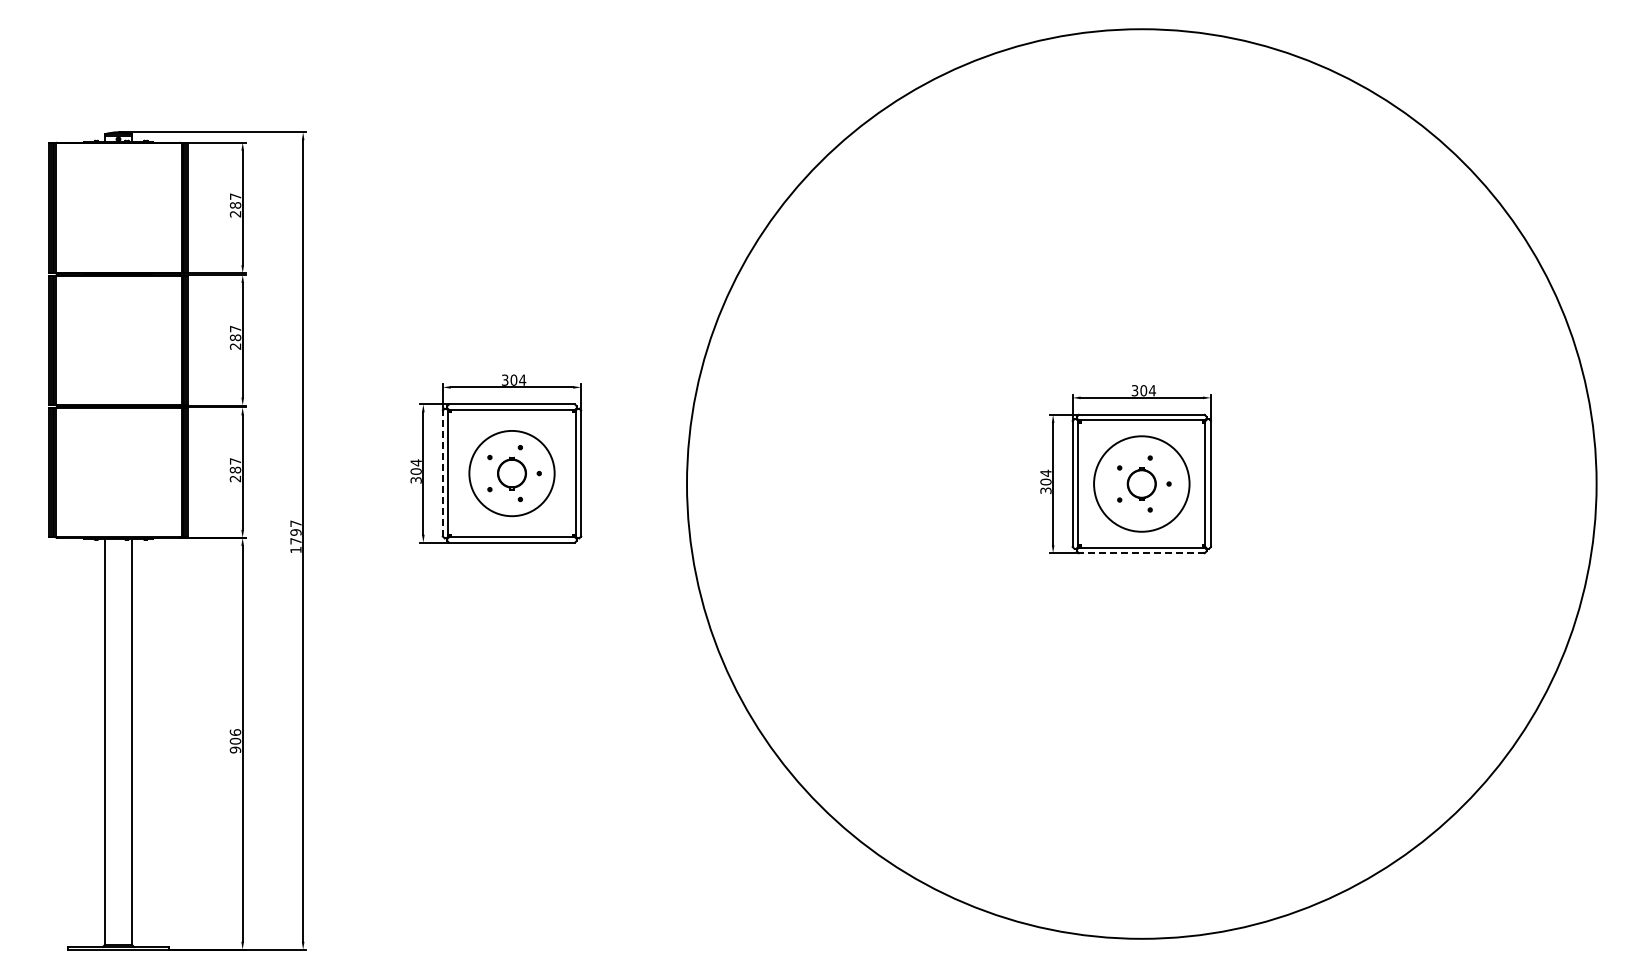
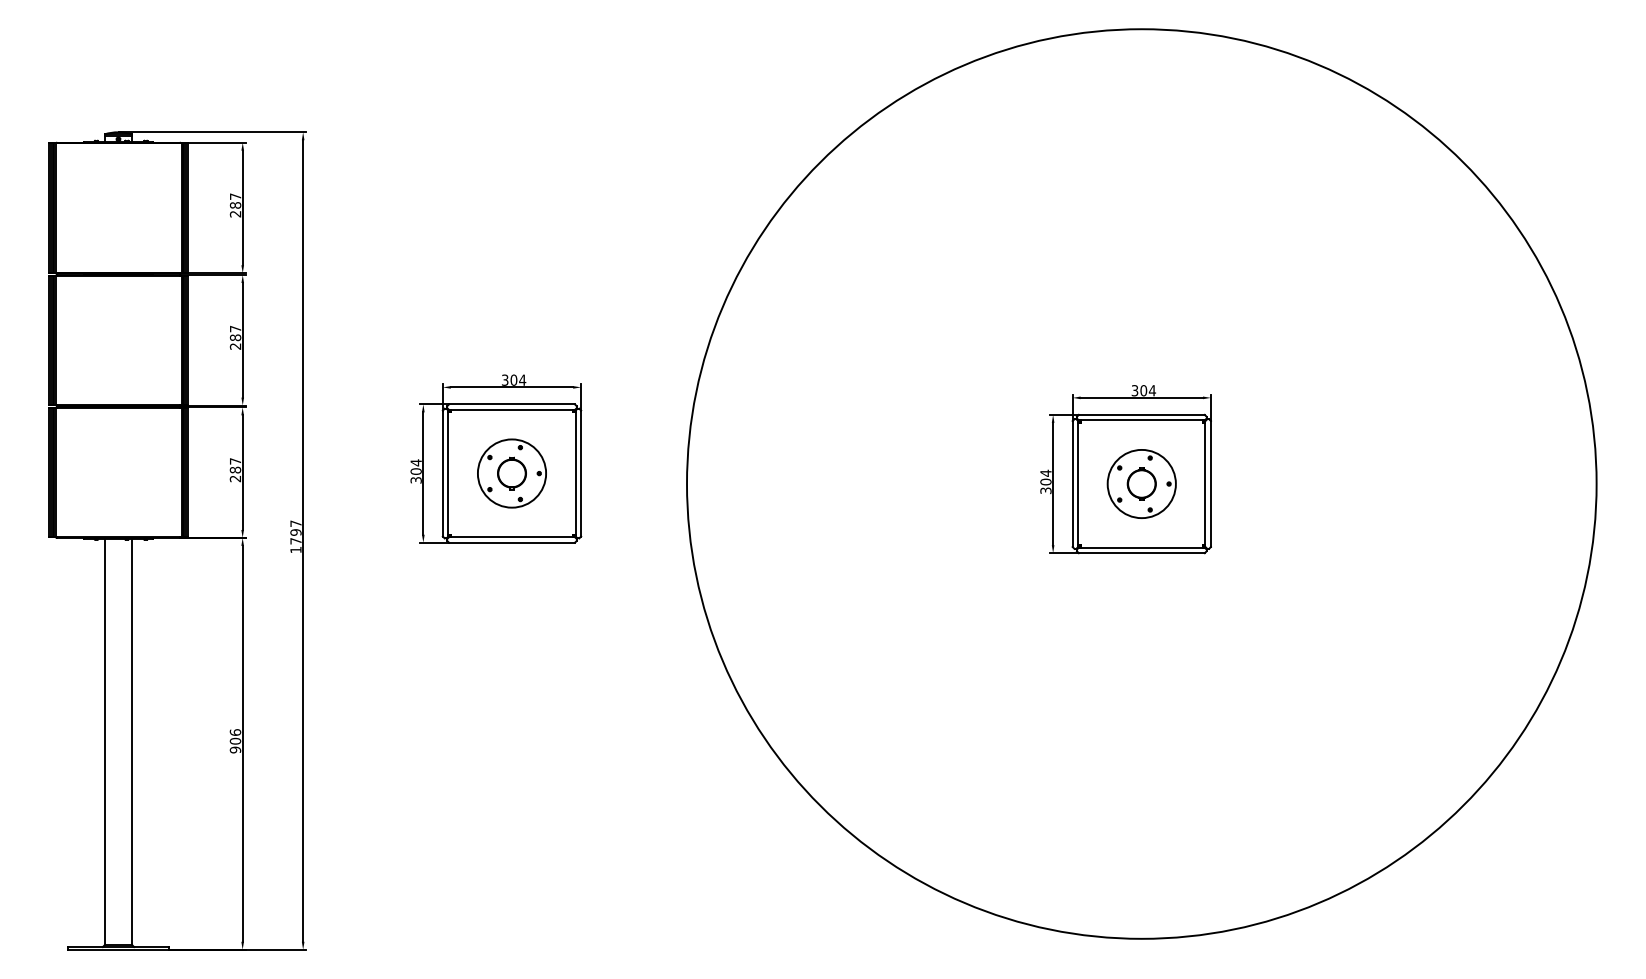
line: dashed -> solid (442, 473)
circle diameter: 85 px -> 68 px (511, 473)
circle diameter: 96 px -> 68 px (1141, 483)
line: dashed -> solid (1141, 553)
